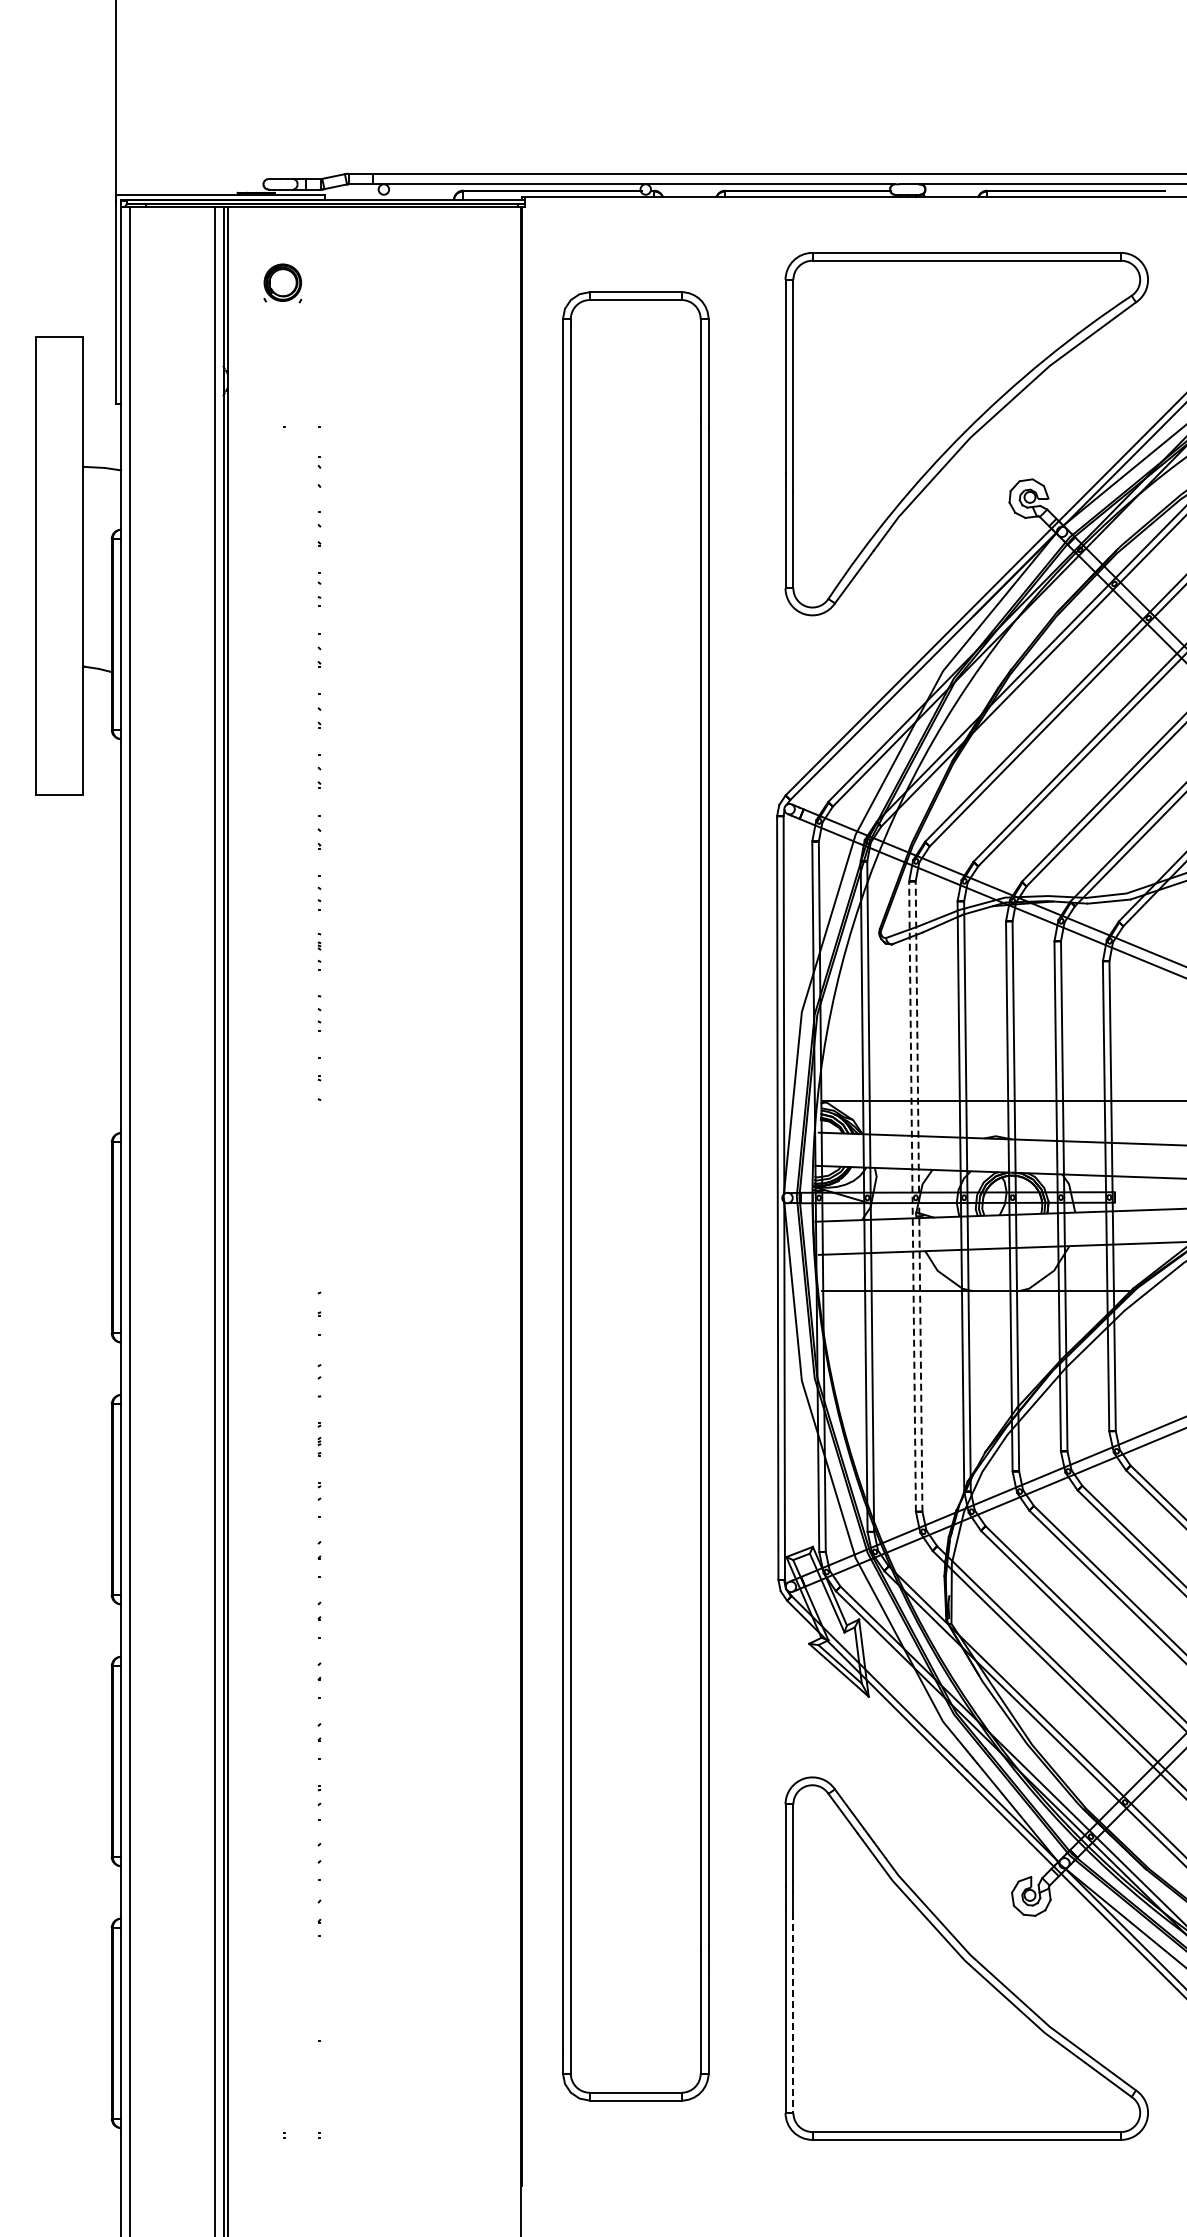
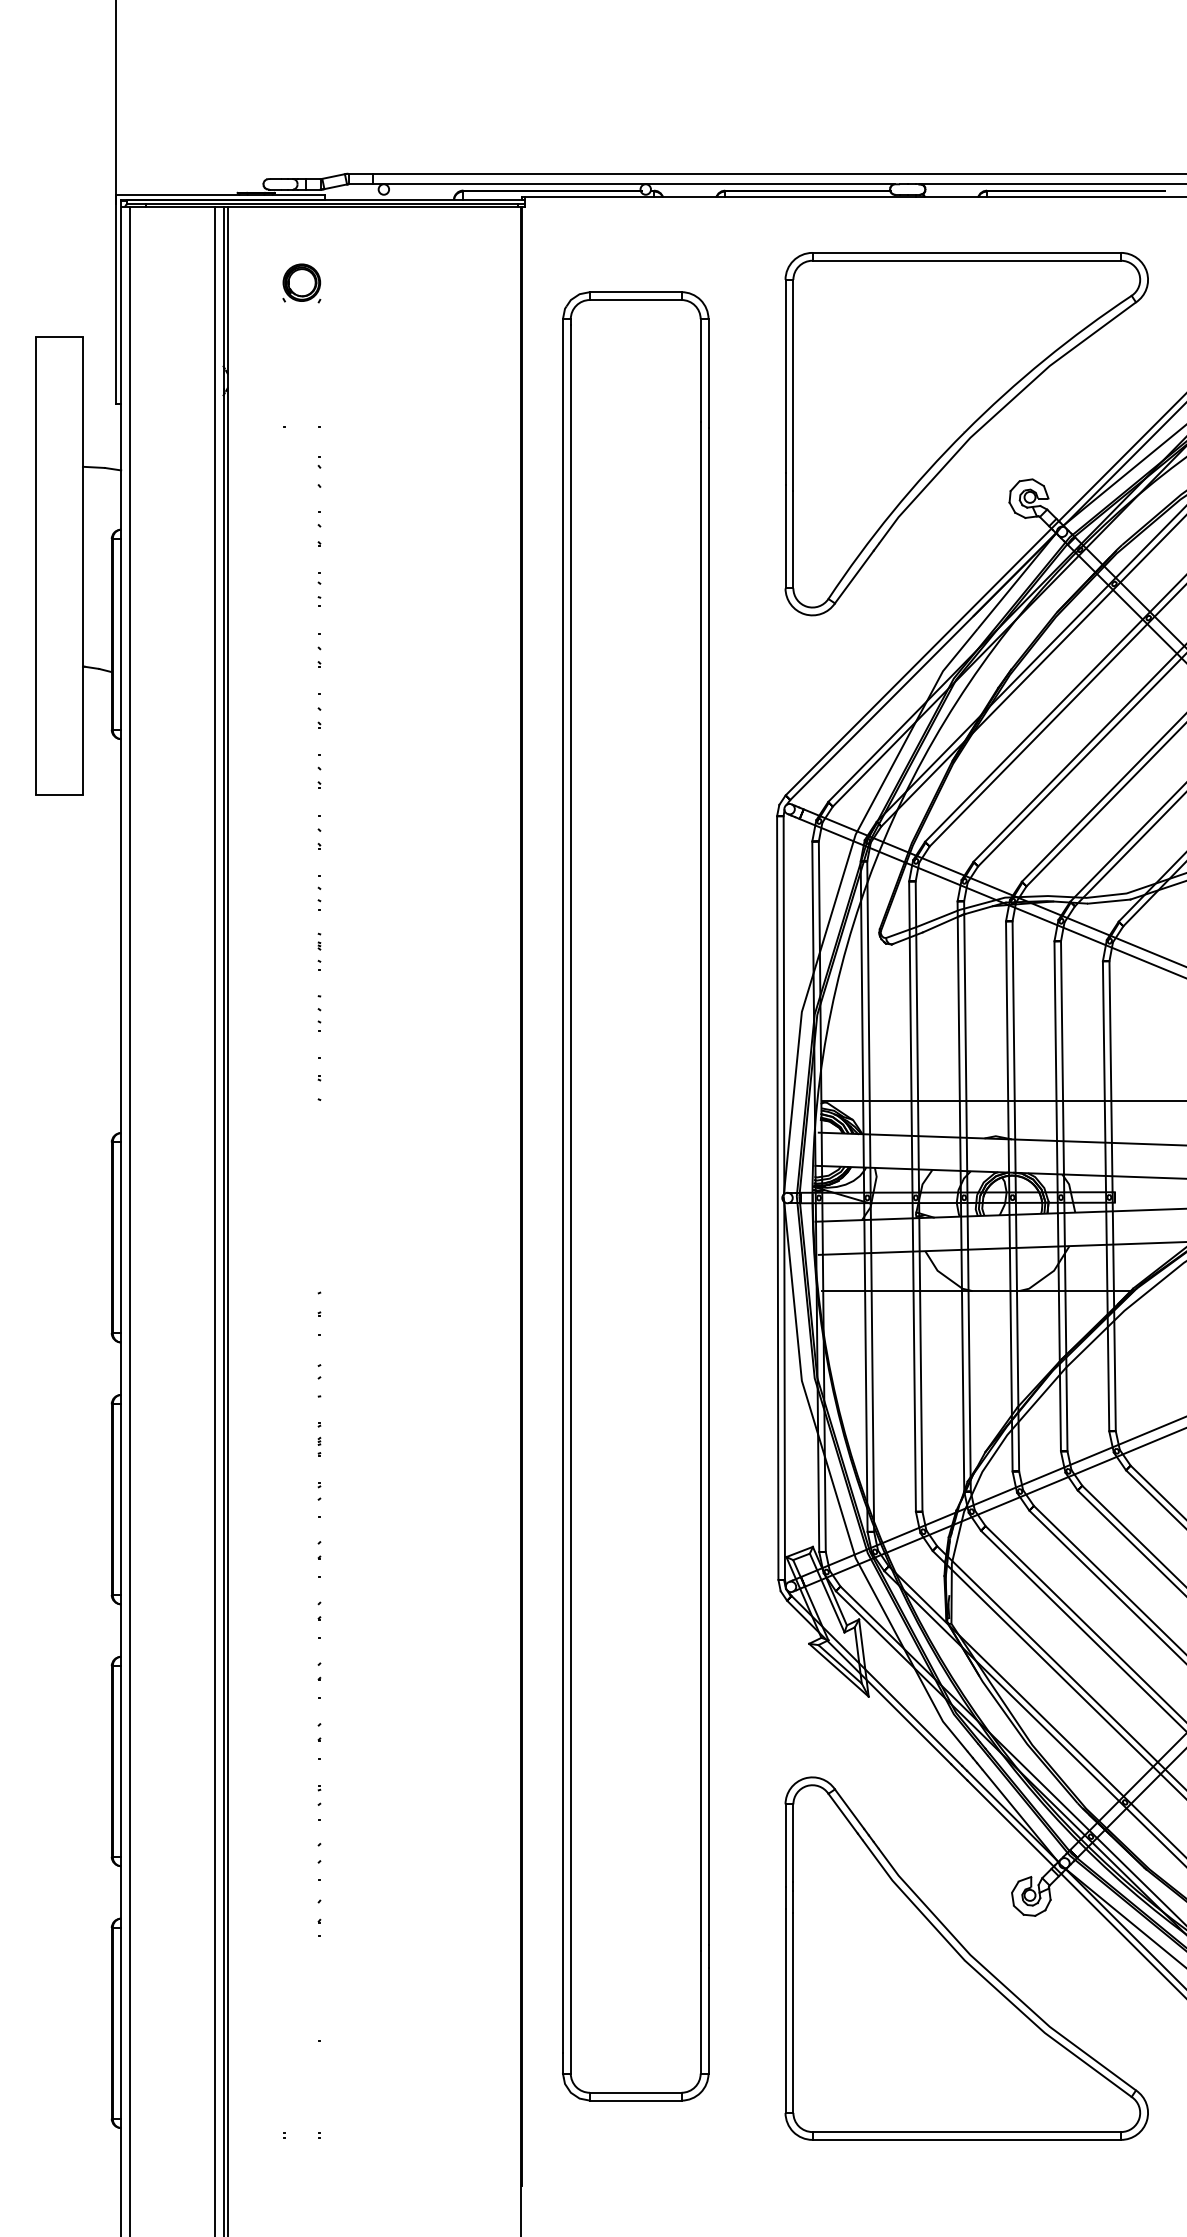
part position: (282, 283) -> (301, 283) (301, 283)
line: dashed -> solid (912, 1196)
line: dashed -> solid (919, 1196)
line: dashed -> solid (793, 2013)
